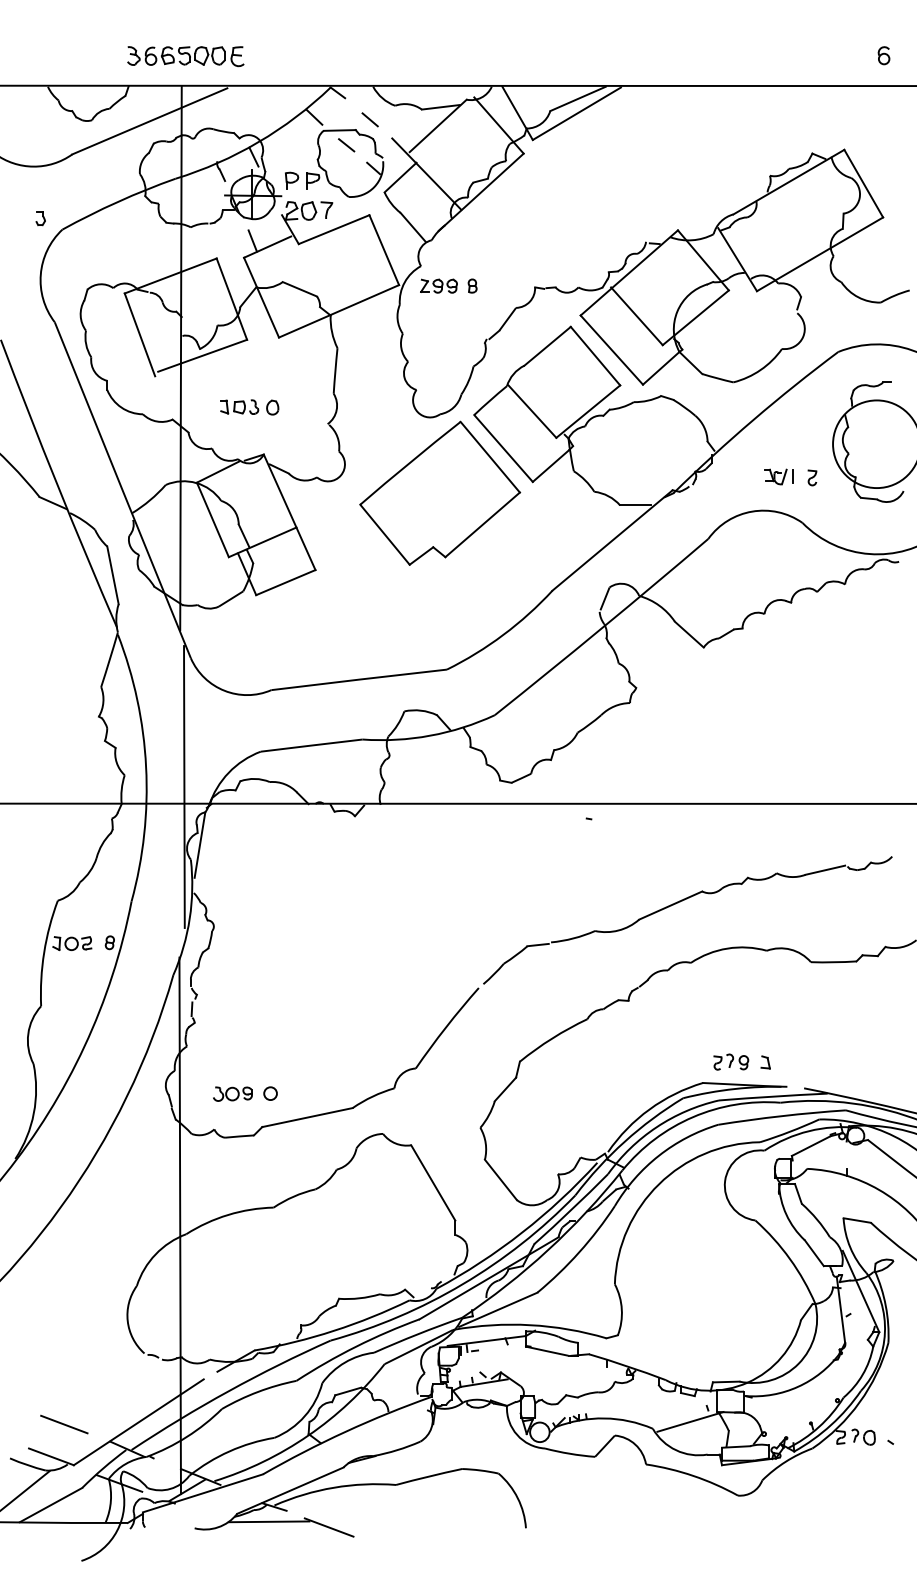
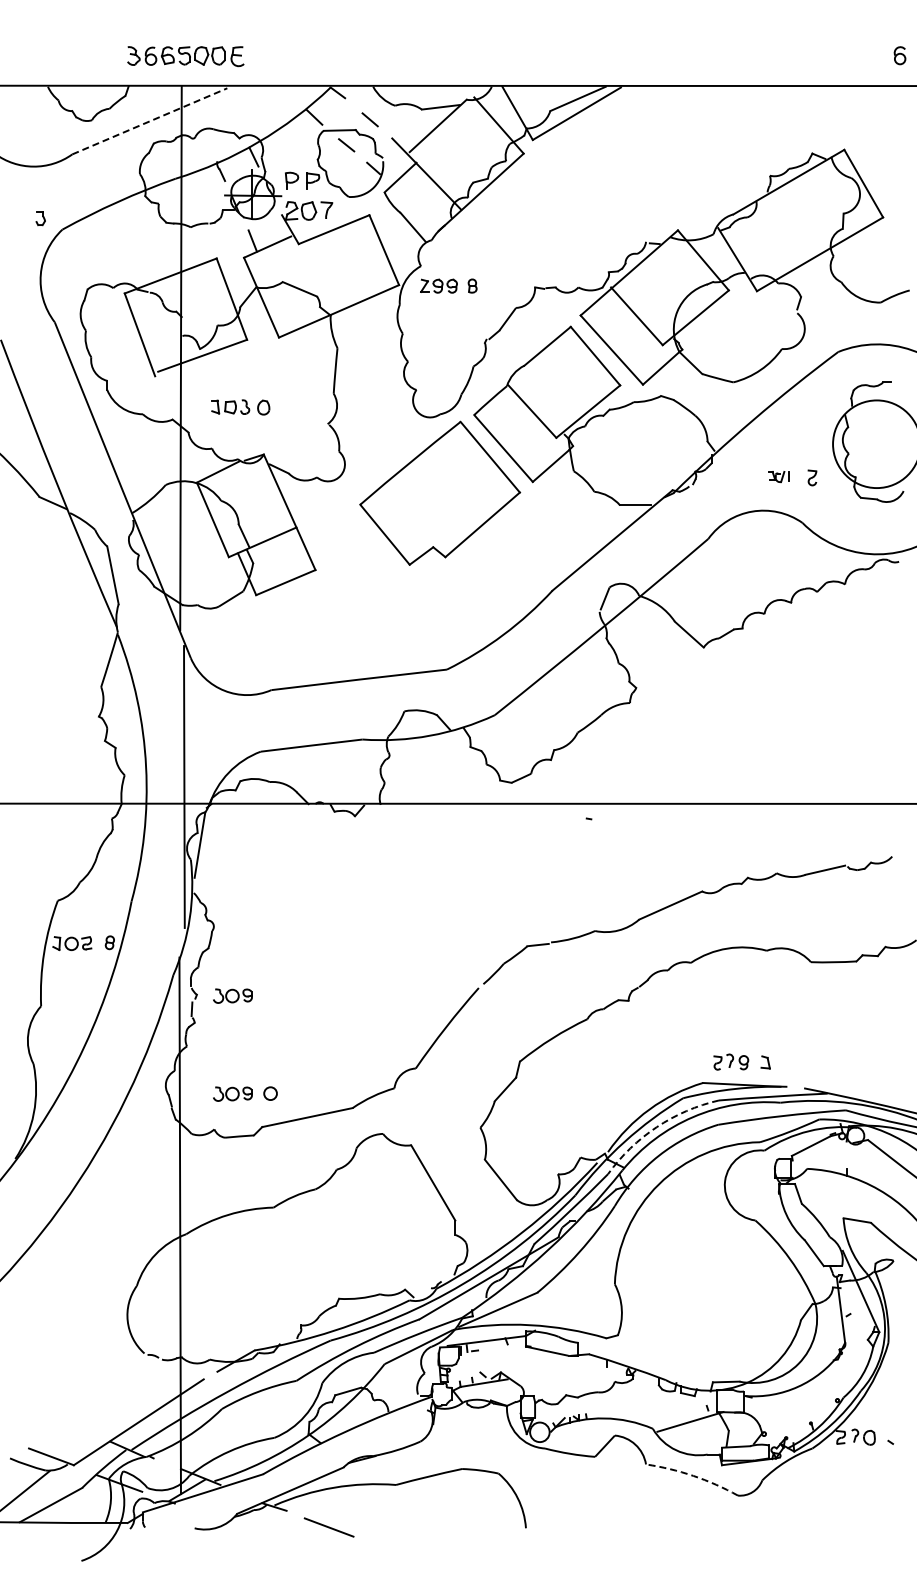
part position: (883, 55) -> (899, 55) (899, 55)
line: solid -> dashed (150, 121)
part position: (249, 407) -> (240, 407) (240, 407)
part size: 30x18 px -> 22x12 px (778, 476)
part: none -> present (232, 995)
arc: solid -> dashed (656, 1127)
line: present -> none (64, 1424)
arc: solid -> dashed (693, 1475)
line: present -> none (268, 1521)
